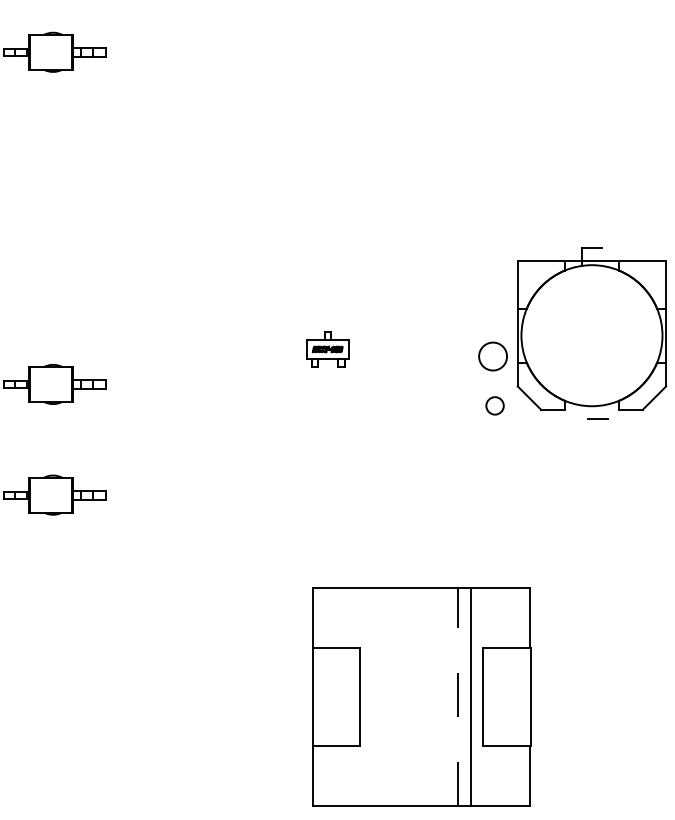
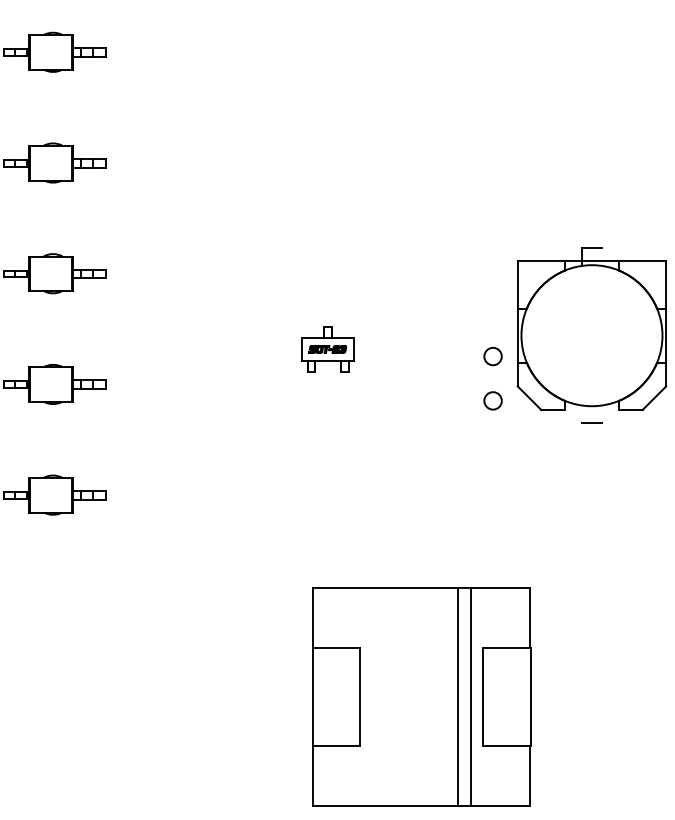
part: none -> present (54, 162)
part: none -> present (54, 273)
part size: 44x37 px -> 54x47 px (327, 349)
circle diameter: 28 px -> 17 px (492, 356)
circle position: (494, 405) -> (492, 400) (492, 400)
line position: (597, 418) -> (591, 422) (591, 422)
line: dashed -> solid (458, 696)
